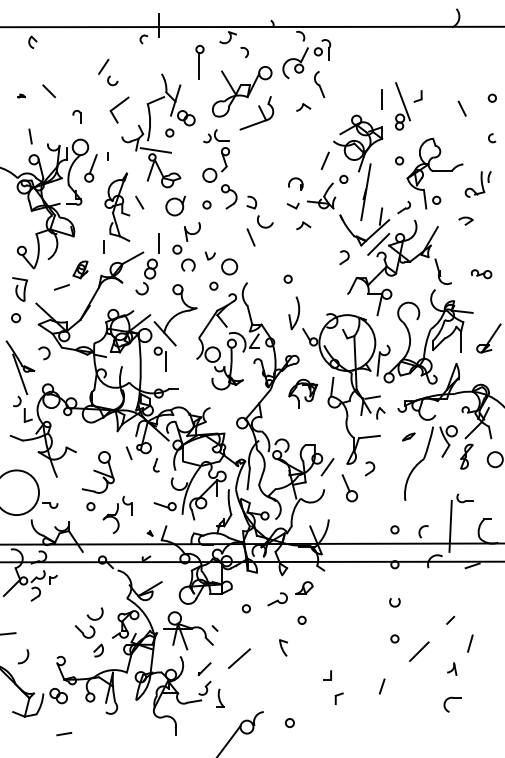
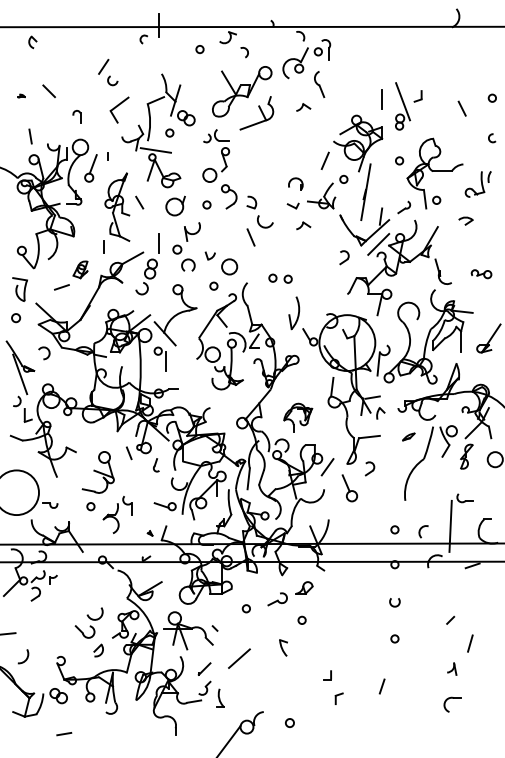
line: present -> none (198, 65)
circle: none -> present (272, 277)
part position: (303, 393) -> (298, 417) (298, 417)
line: present -> none (419, 651)
